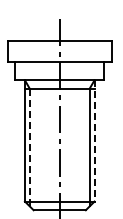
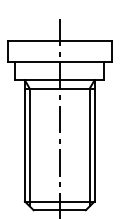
line: dashed -> solid (94, 140)
line: dashed -> solid (29, 147)
